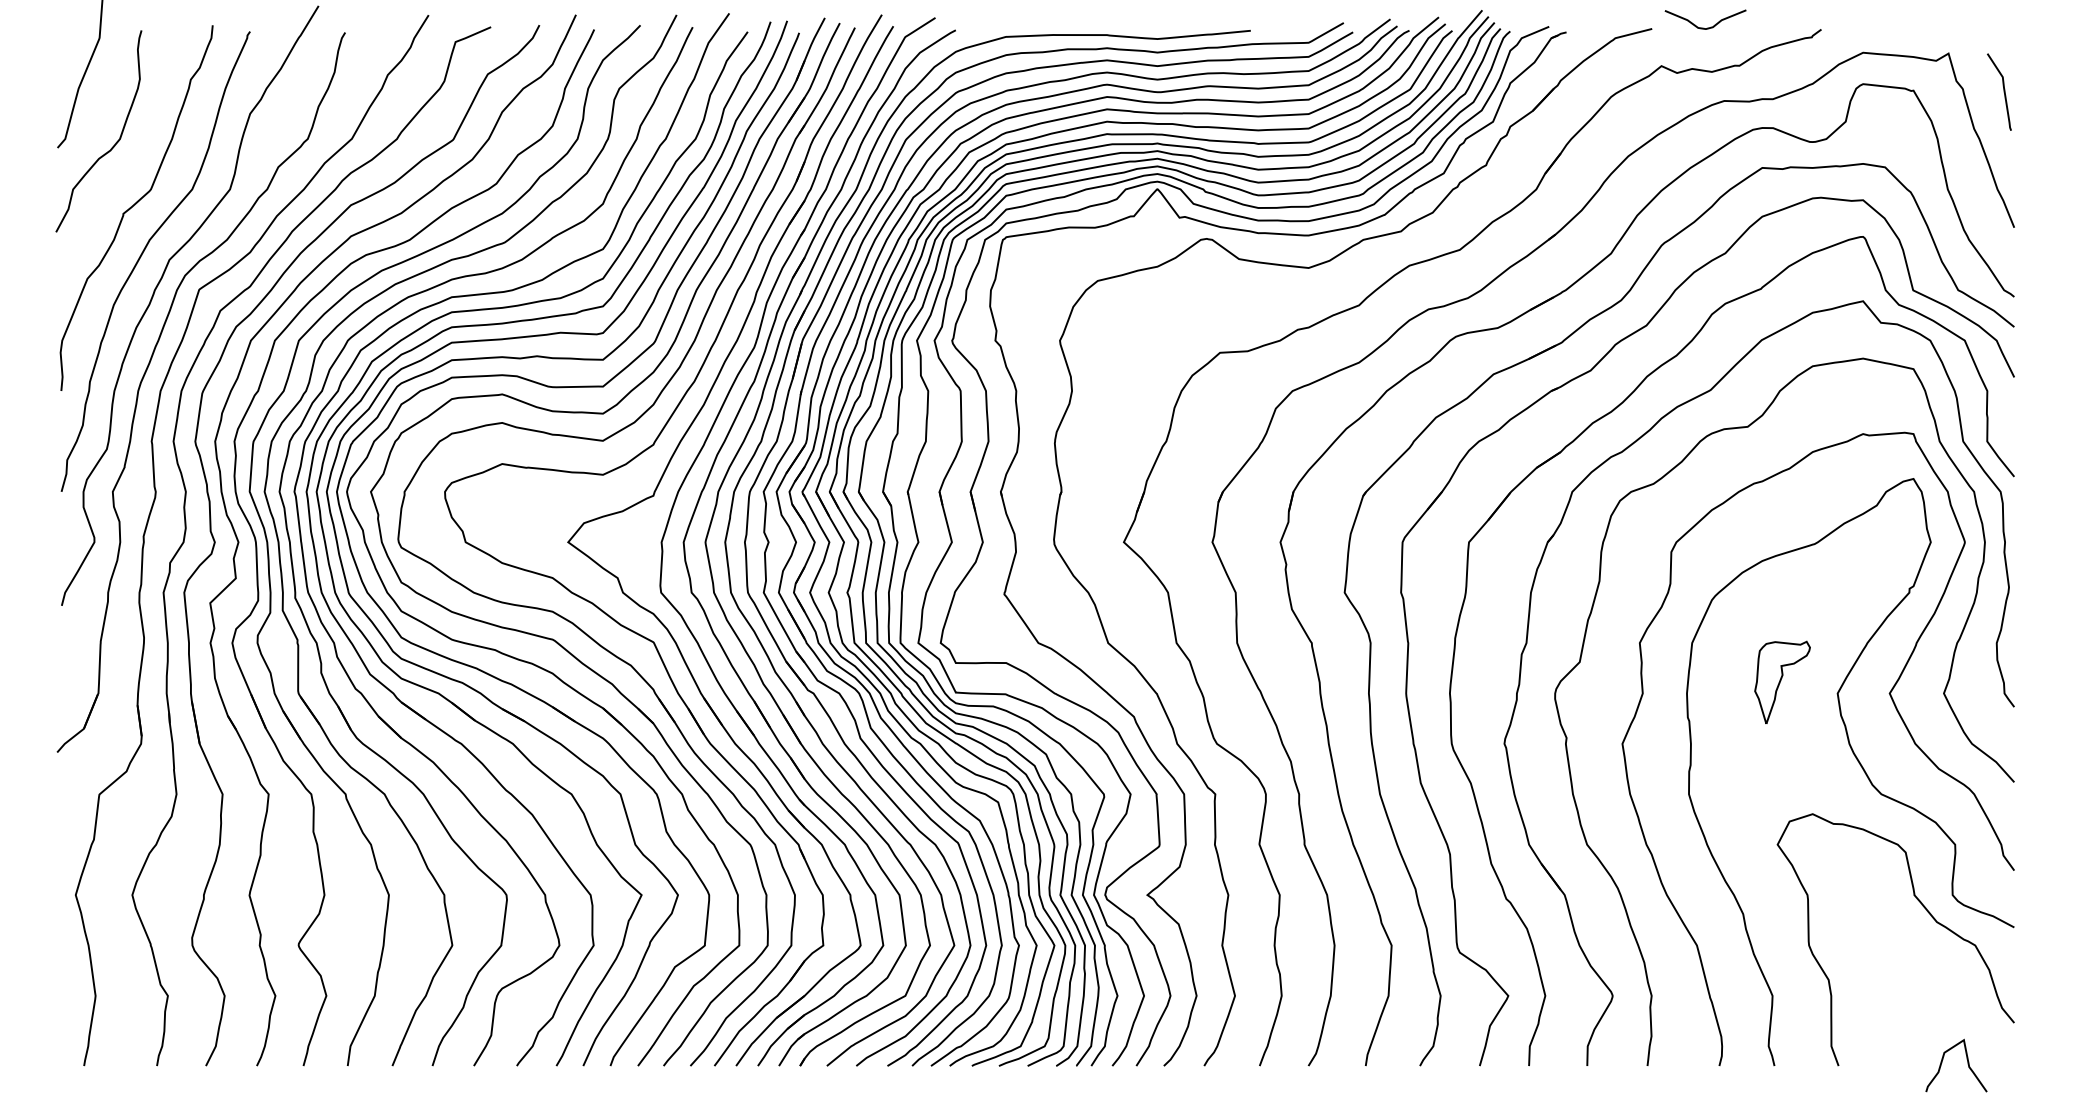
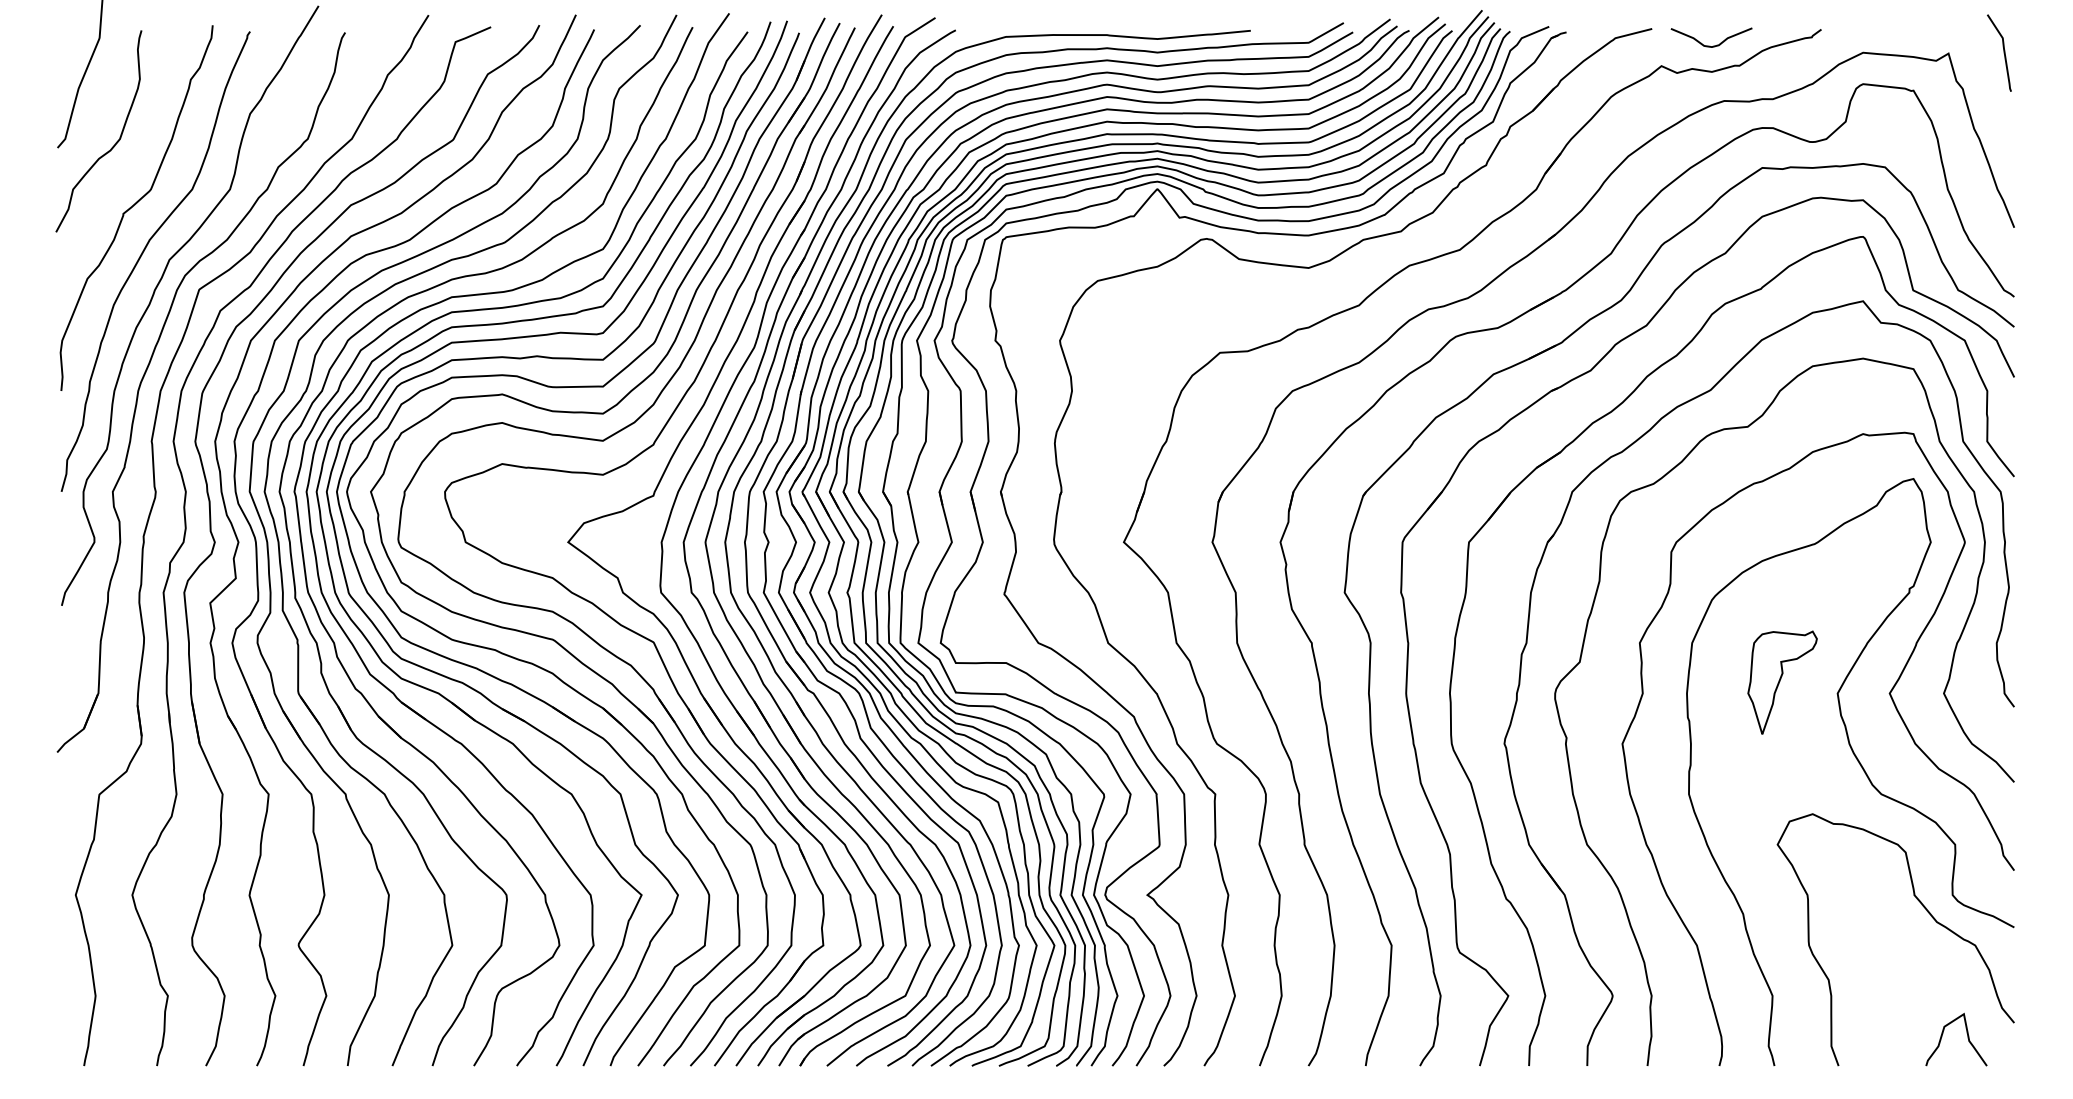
curve position: (1703, 27) -> (1709, 45) (1709, 45)
curve position: (2003, 91) -> (2003, 52) (2003, 52)
part size: 57x84 px -> 71x105 px (1782, 682)
curve position: (1967, 1064) -> (1967, 1038) (1967, 1038)
